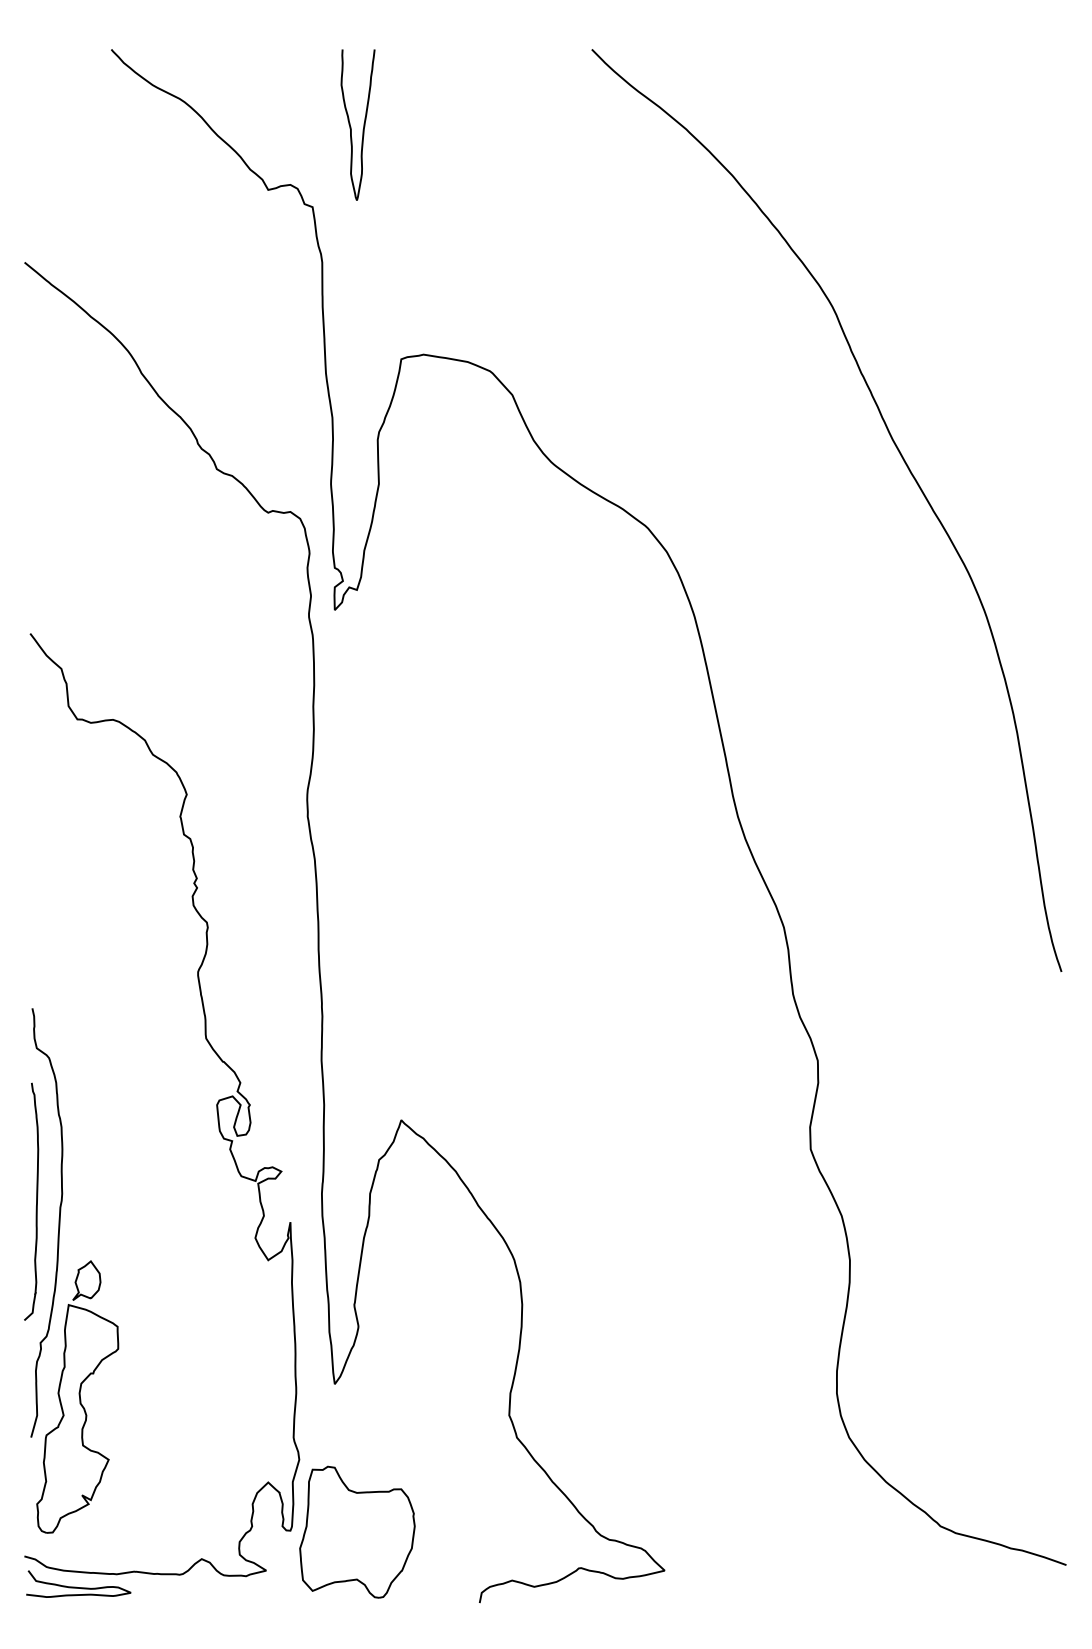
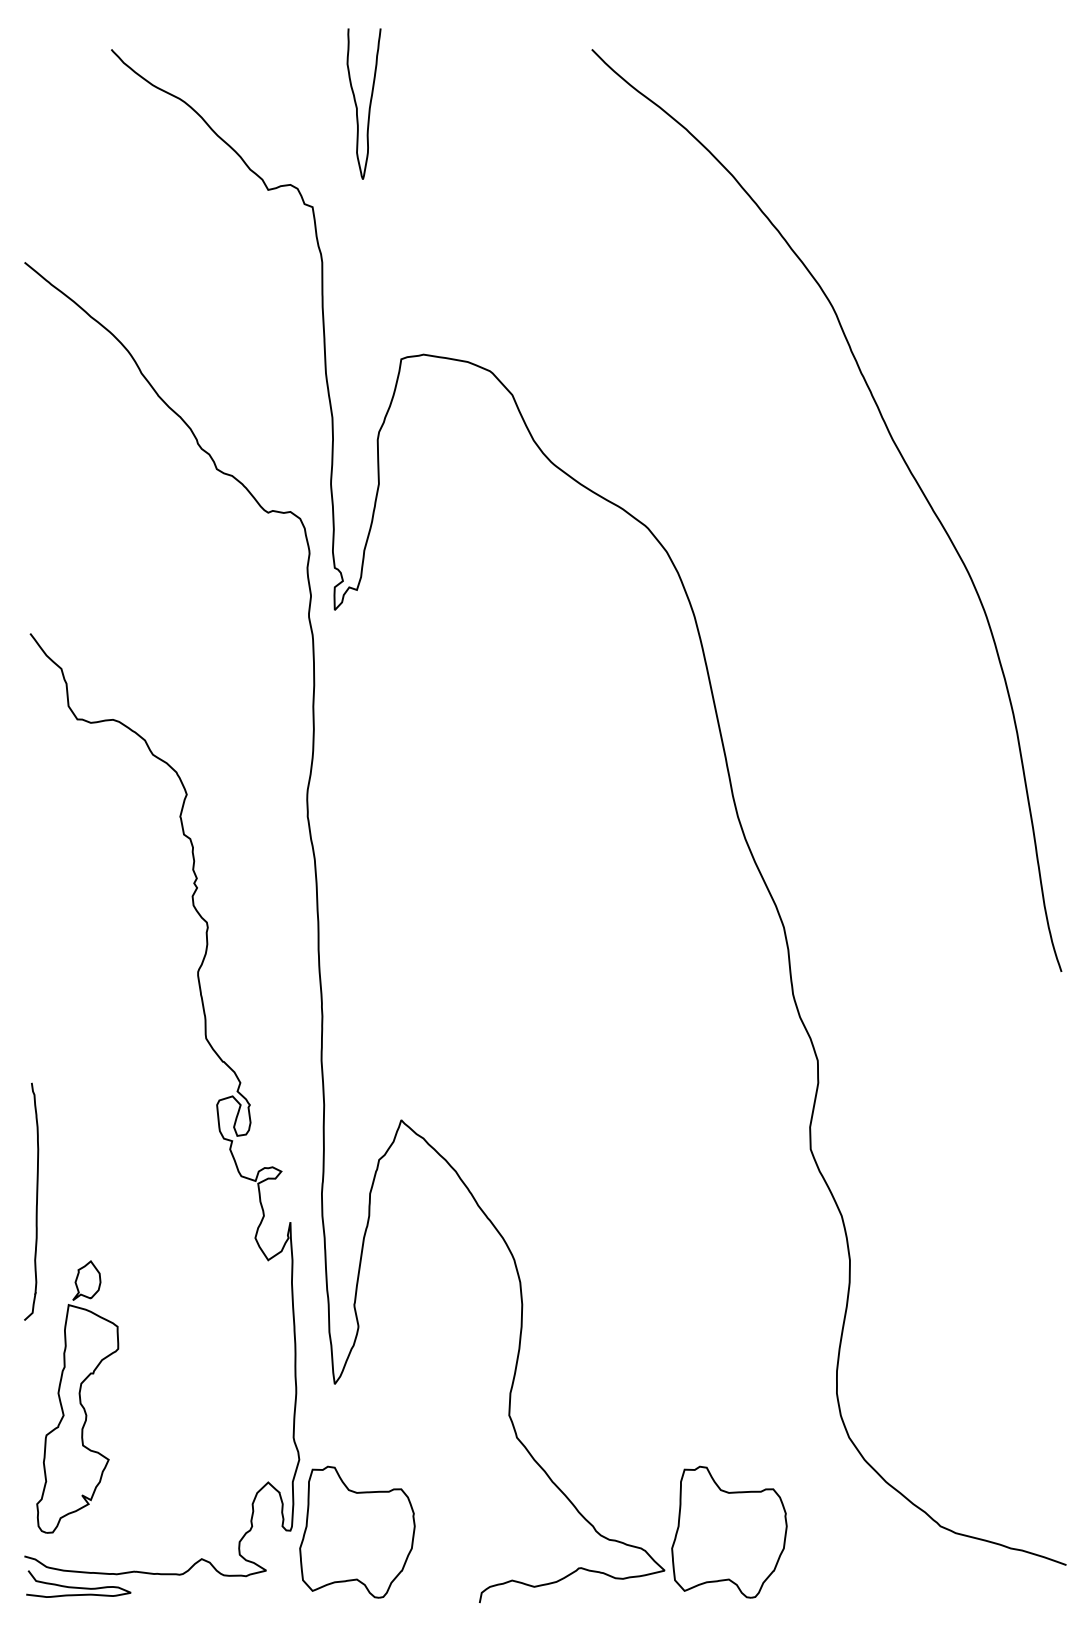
curve position: (363, 124) -> (369, 103) (369, 103)
curve: present -> none (58, 1222)
part: none -> present (729, 1531)
